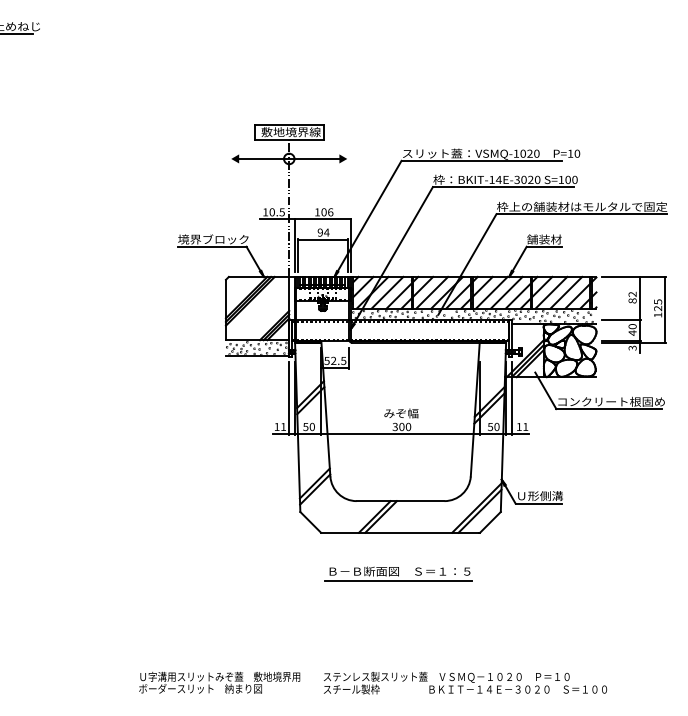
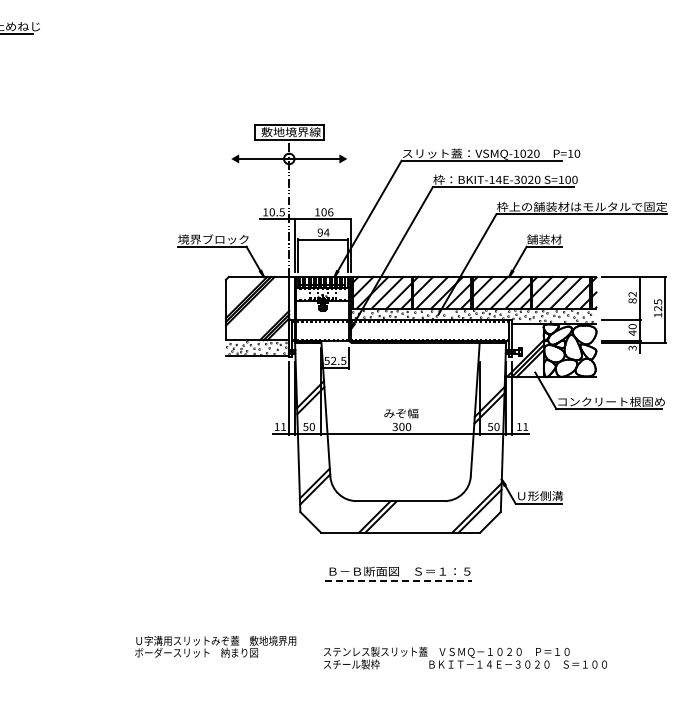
line: solid -> dashed (398, 580)
text position: (219, 682) -> (215, 646) (215, 646)
text position: (465, 682) -> (465, 657) (465, 657)
